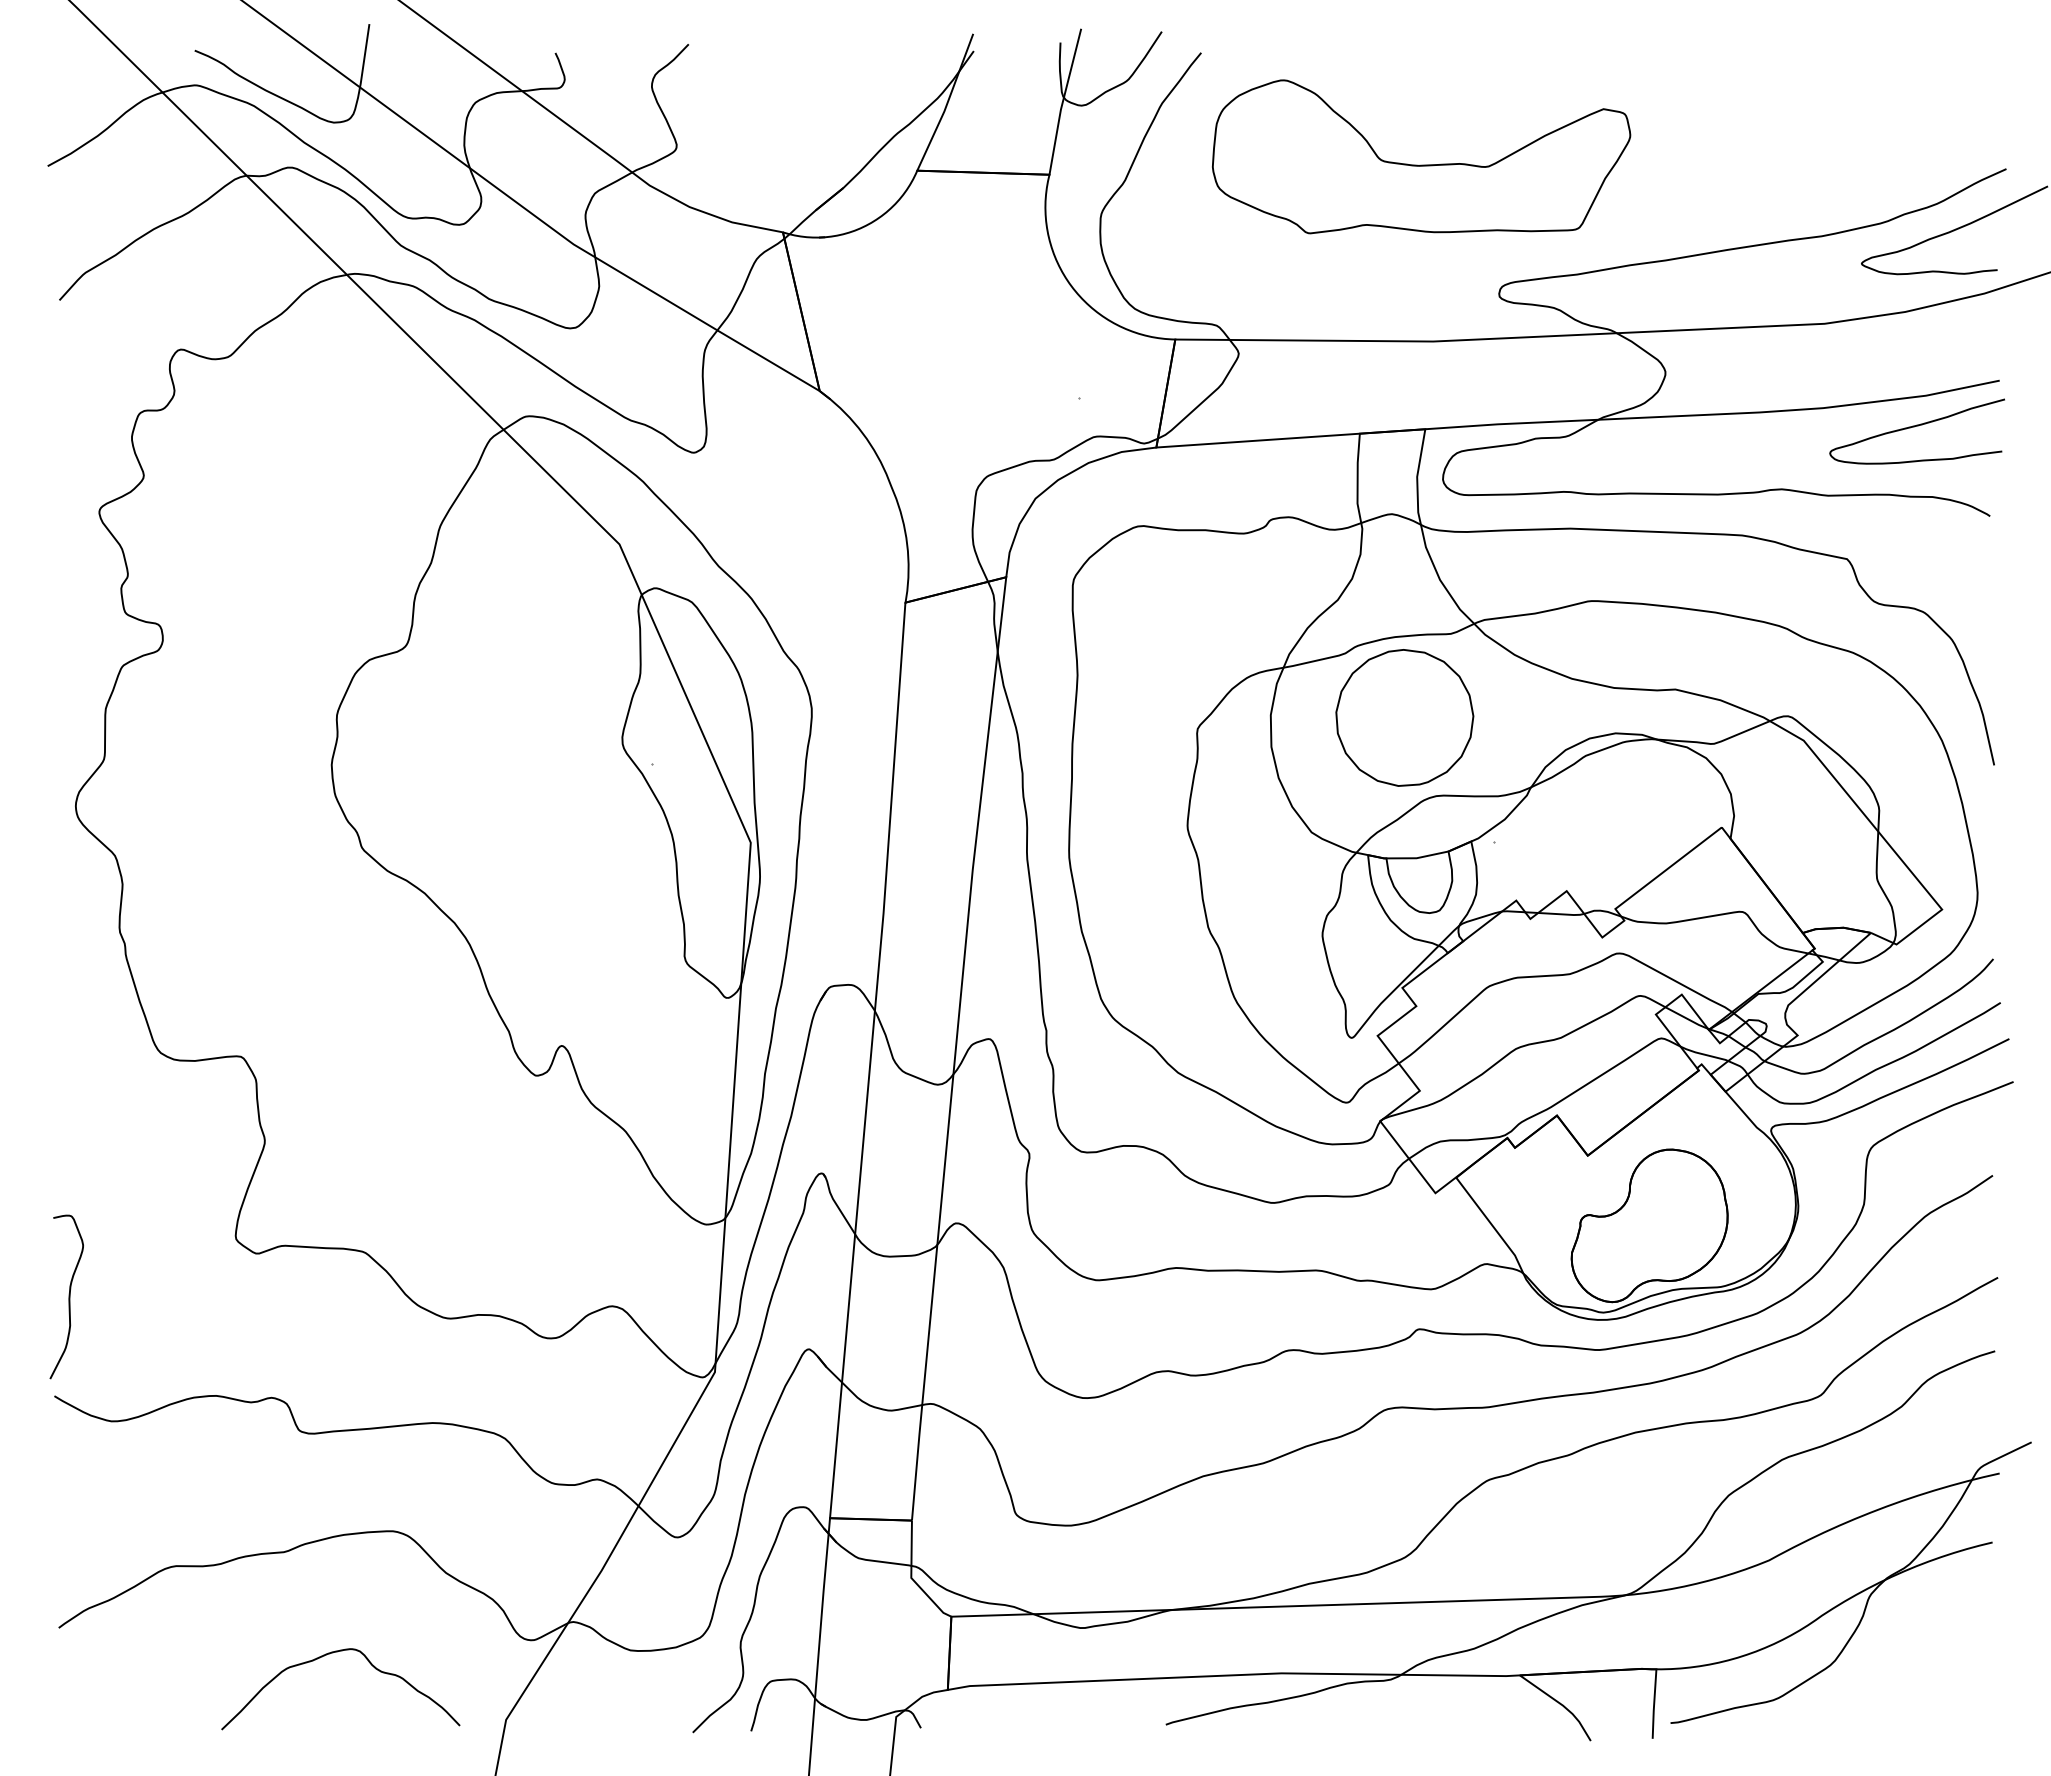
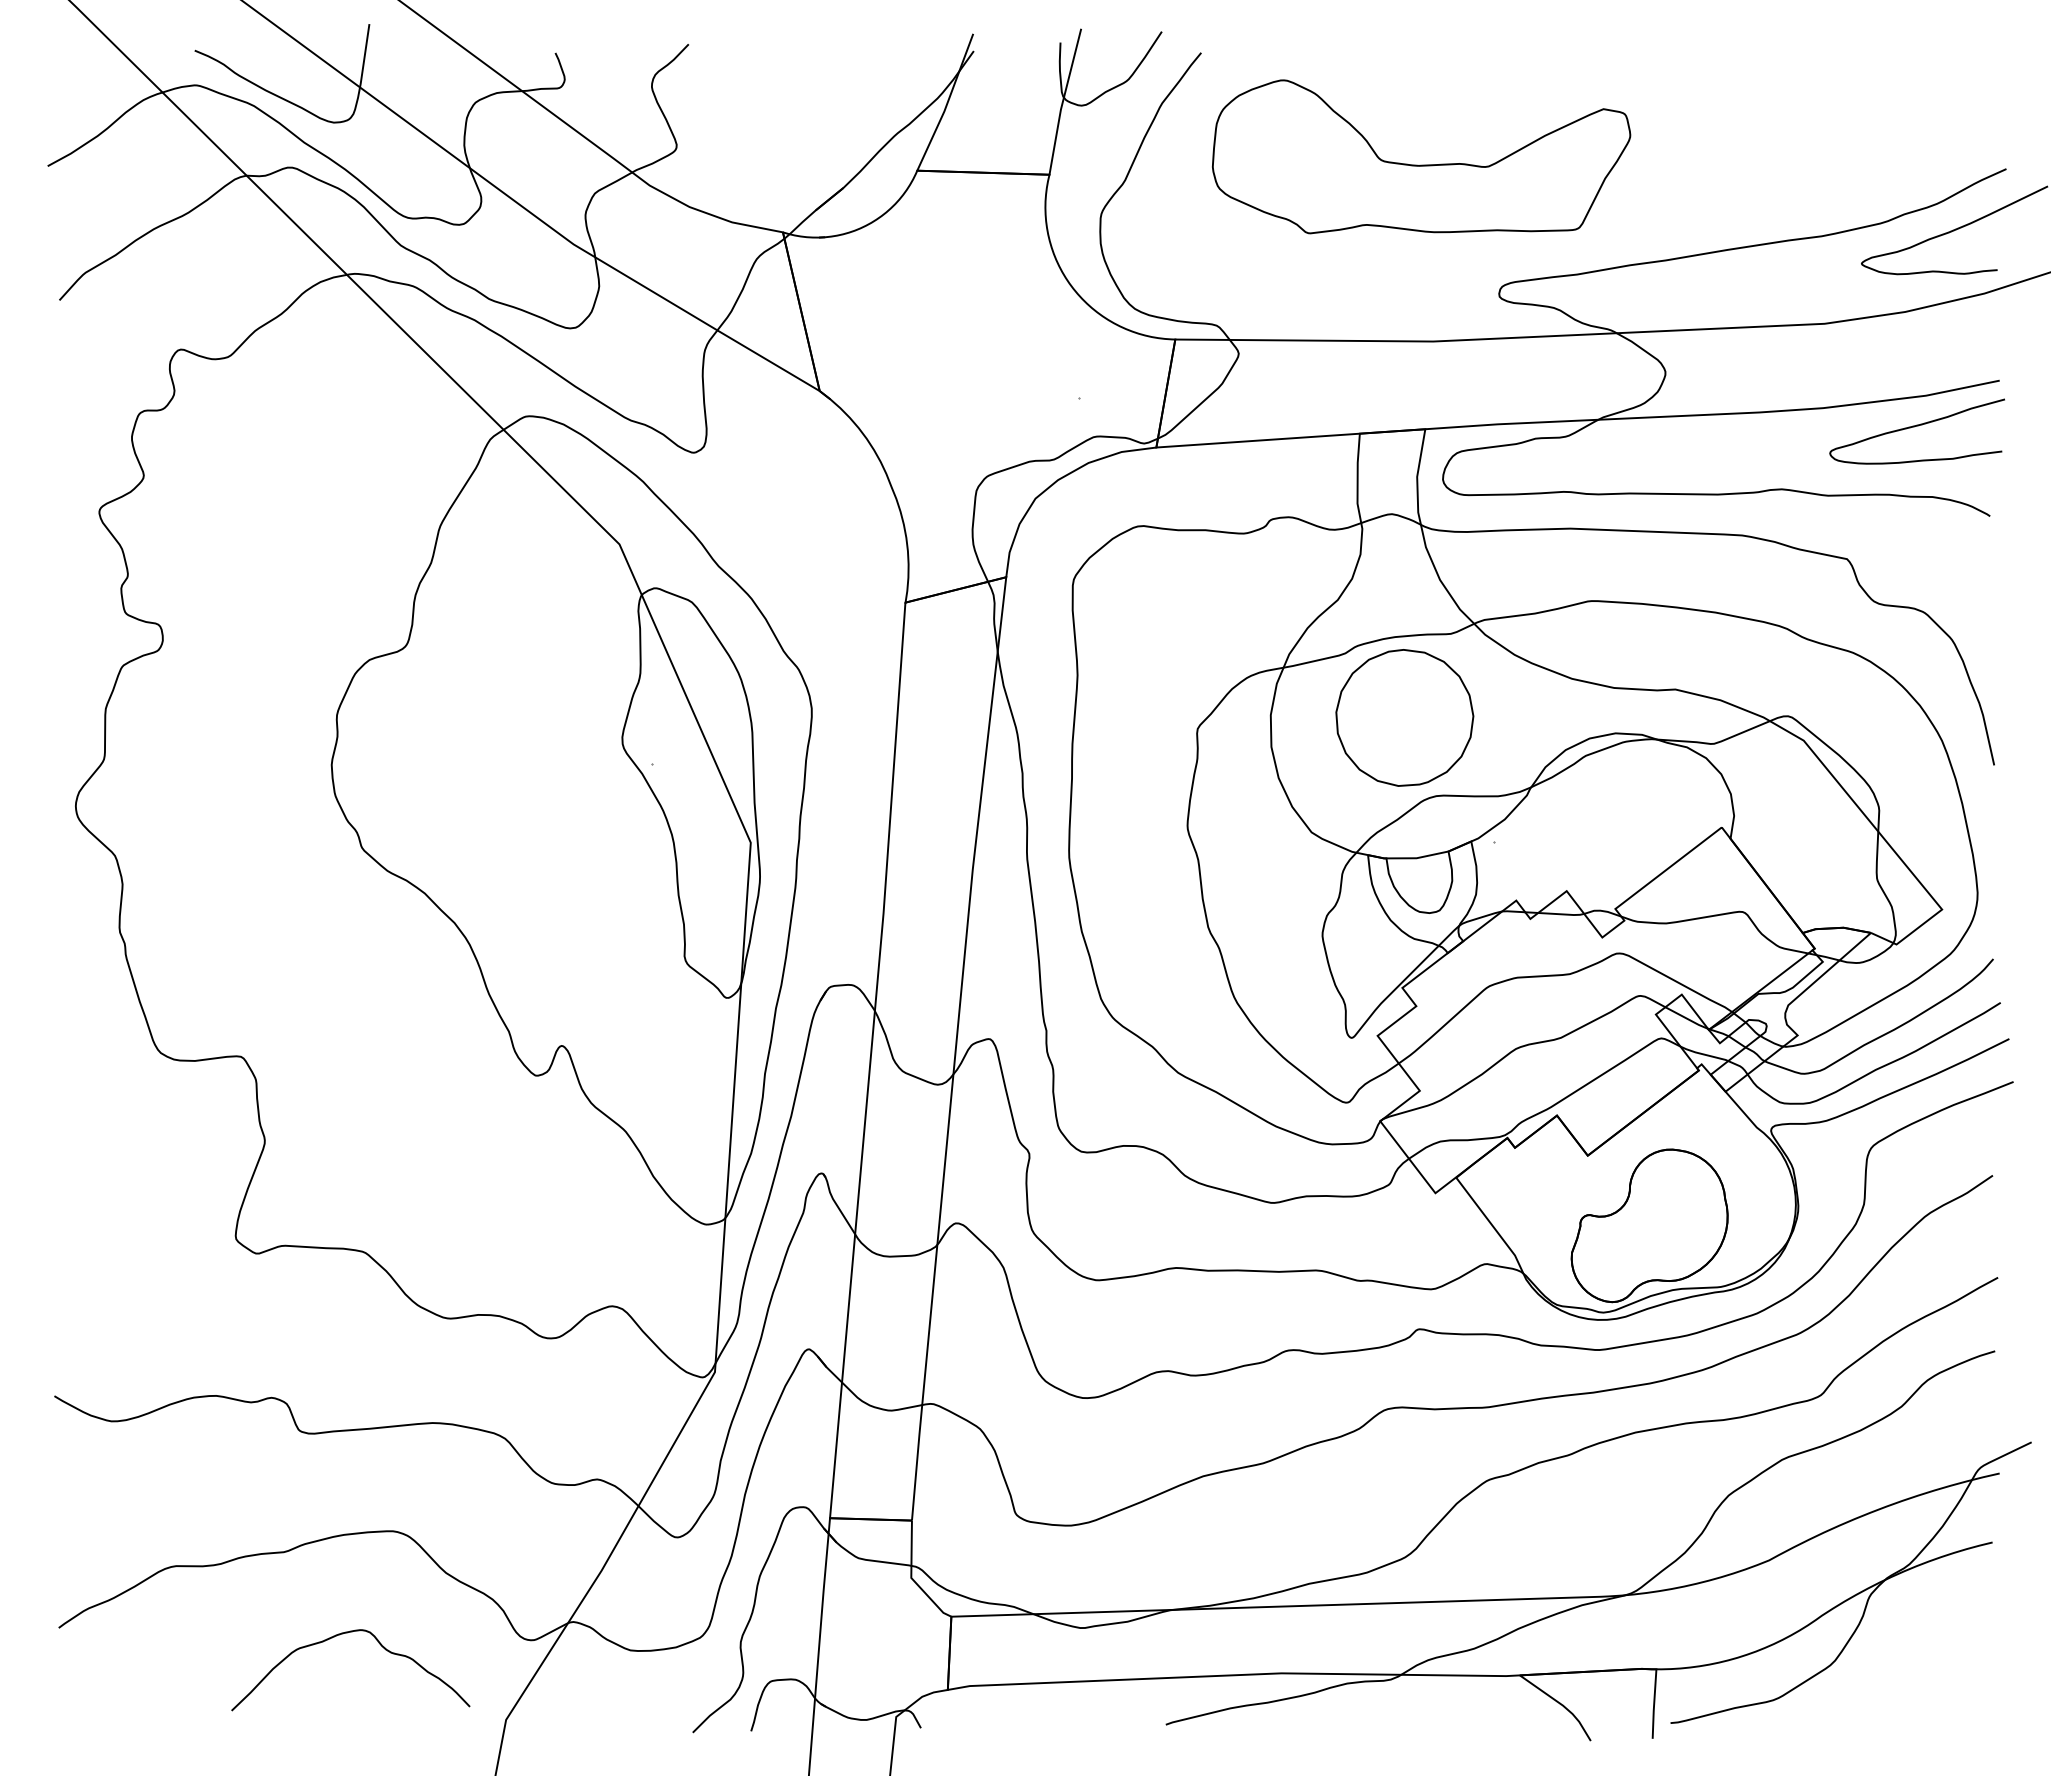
curve: present -> none (68, 1296)
curve position: (333, 1653) -> (343, 1634) (343, 1634)
